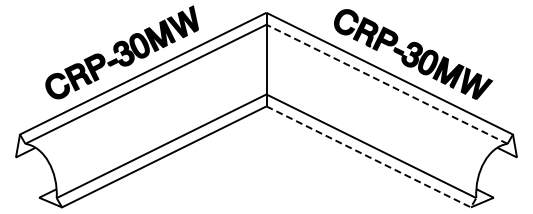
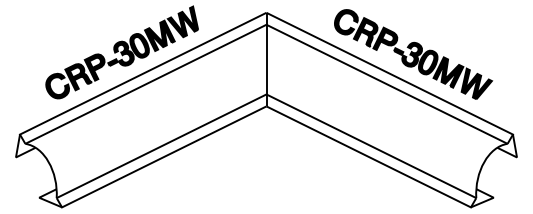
line: dashed -> solid (386, 84)
line: dashed -> solid (374, 159)
